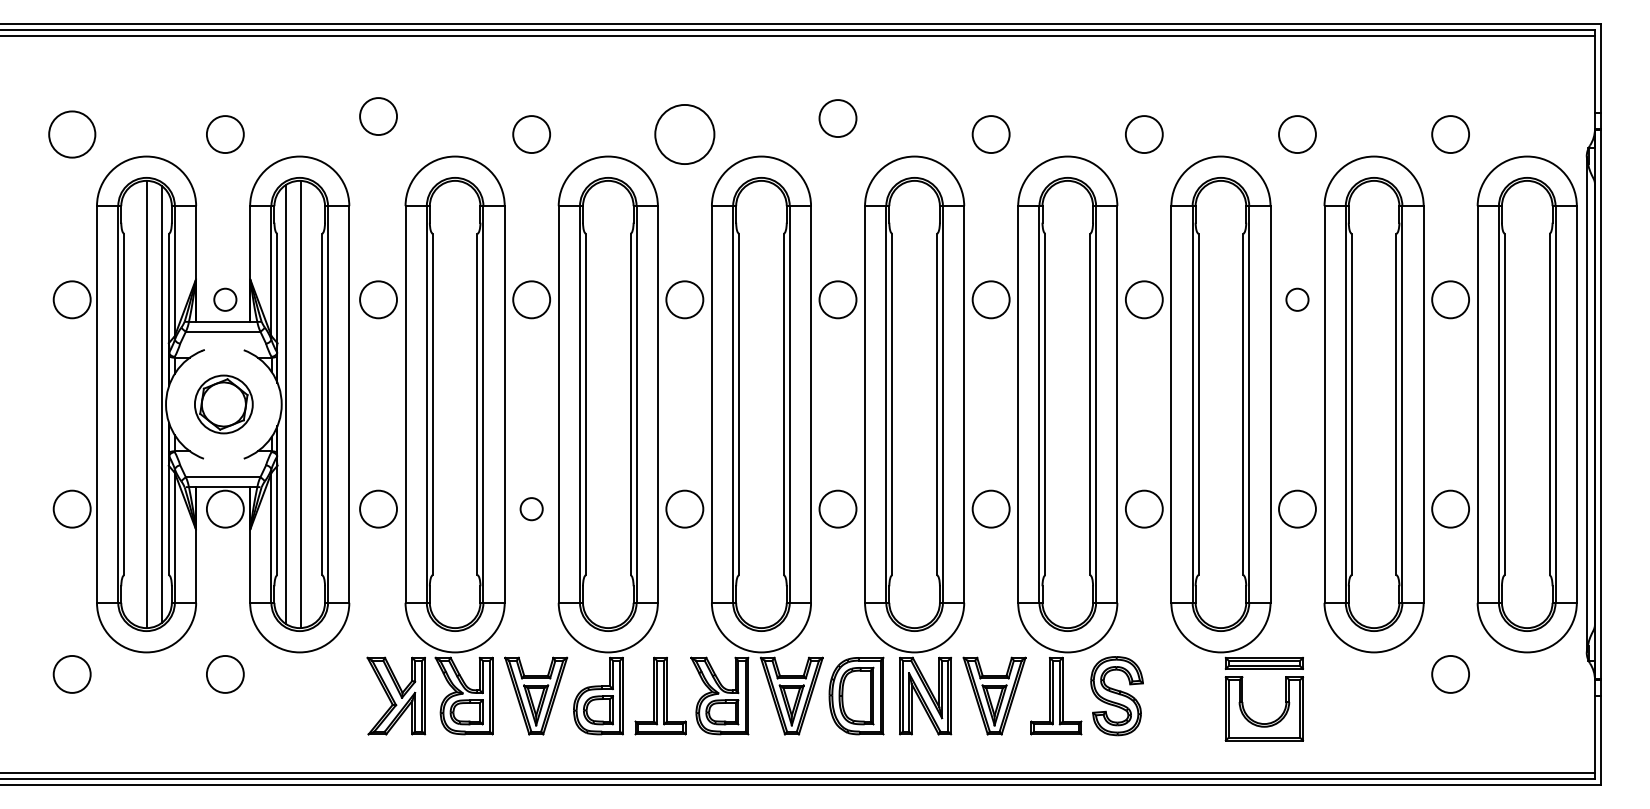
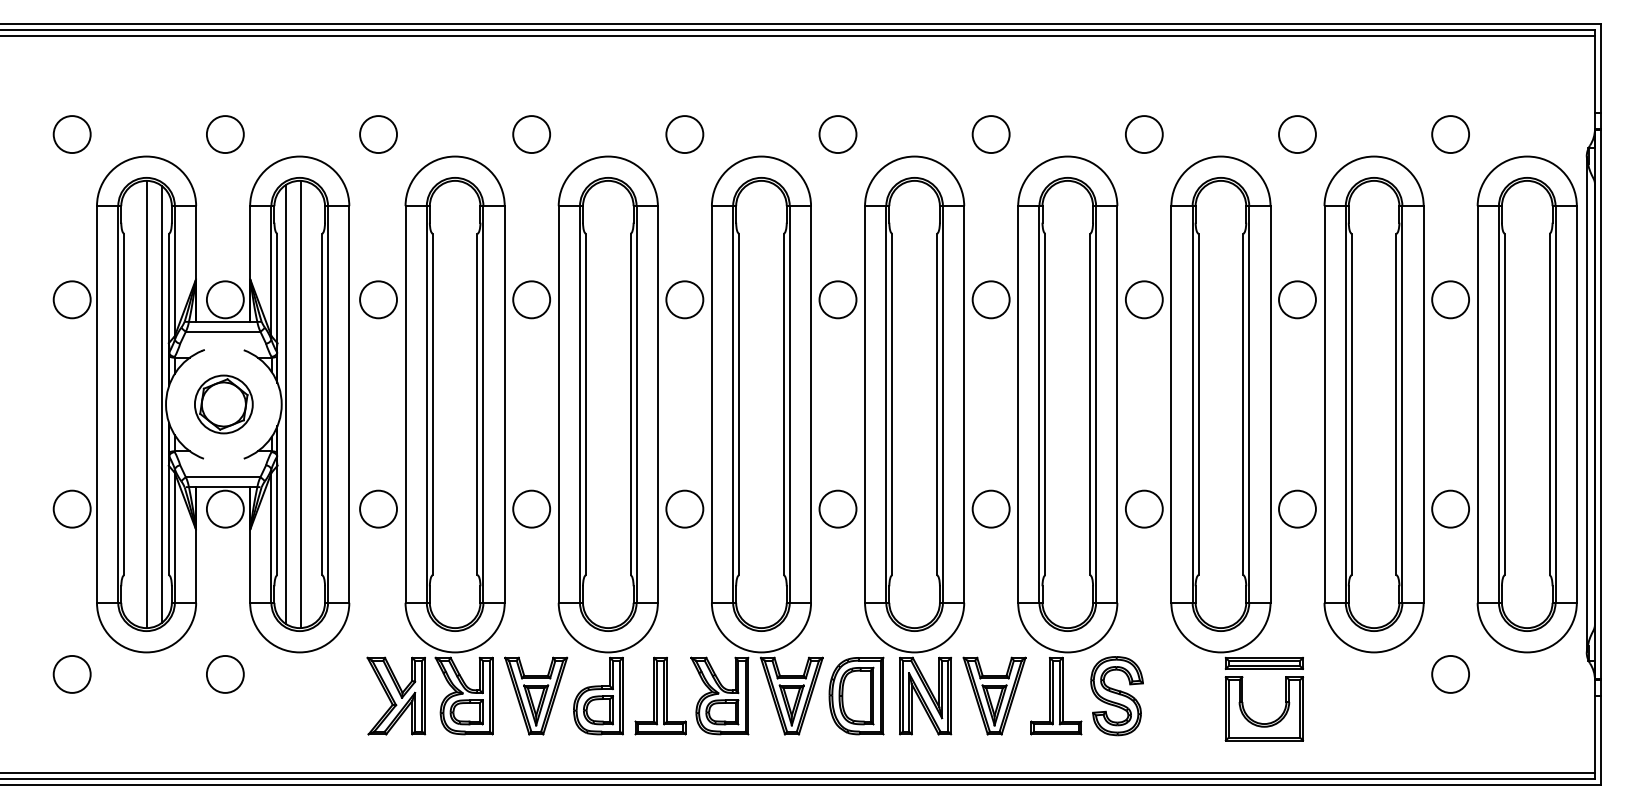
circle position: (378, 116) -> (378, 134) (378, 134)
circle position: (837, 118) -> (837, 134) (837, 134)
circle size: 49x49 px -> 40x39 px (71, 134)
circle diameter: 59 px -> 37 px (684, 134)
circle diameter: 22 px -> 37 px (224, 299)
circle diameter: 22 px -> 37 px (1297, 299)
circle diameter: 22 px -> 37 px (531, 508)
